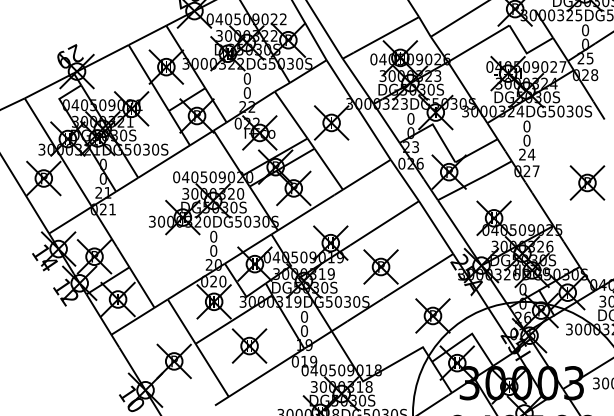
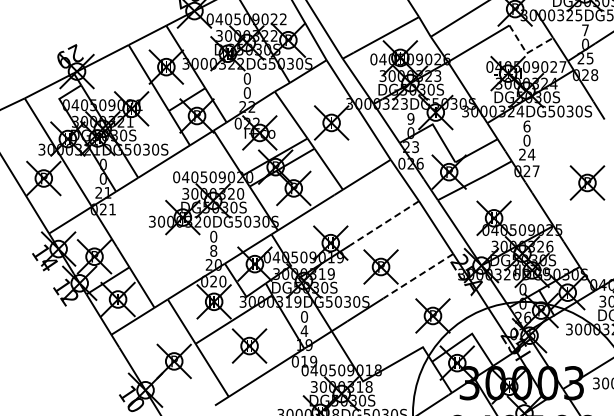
text: 0 -> 7 (585, 30)
line: solid -> dashed (526, 53)
text: 0 -> 9 (410, 118)
text: 0 -> 6 (526, 126)
line: solid -> dashed (384, 223)
text: 0 -> 8 (213, 250)
line: solid -> dashed (417, 276)
text: 0 -> 4 (304, 331)
